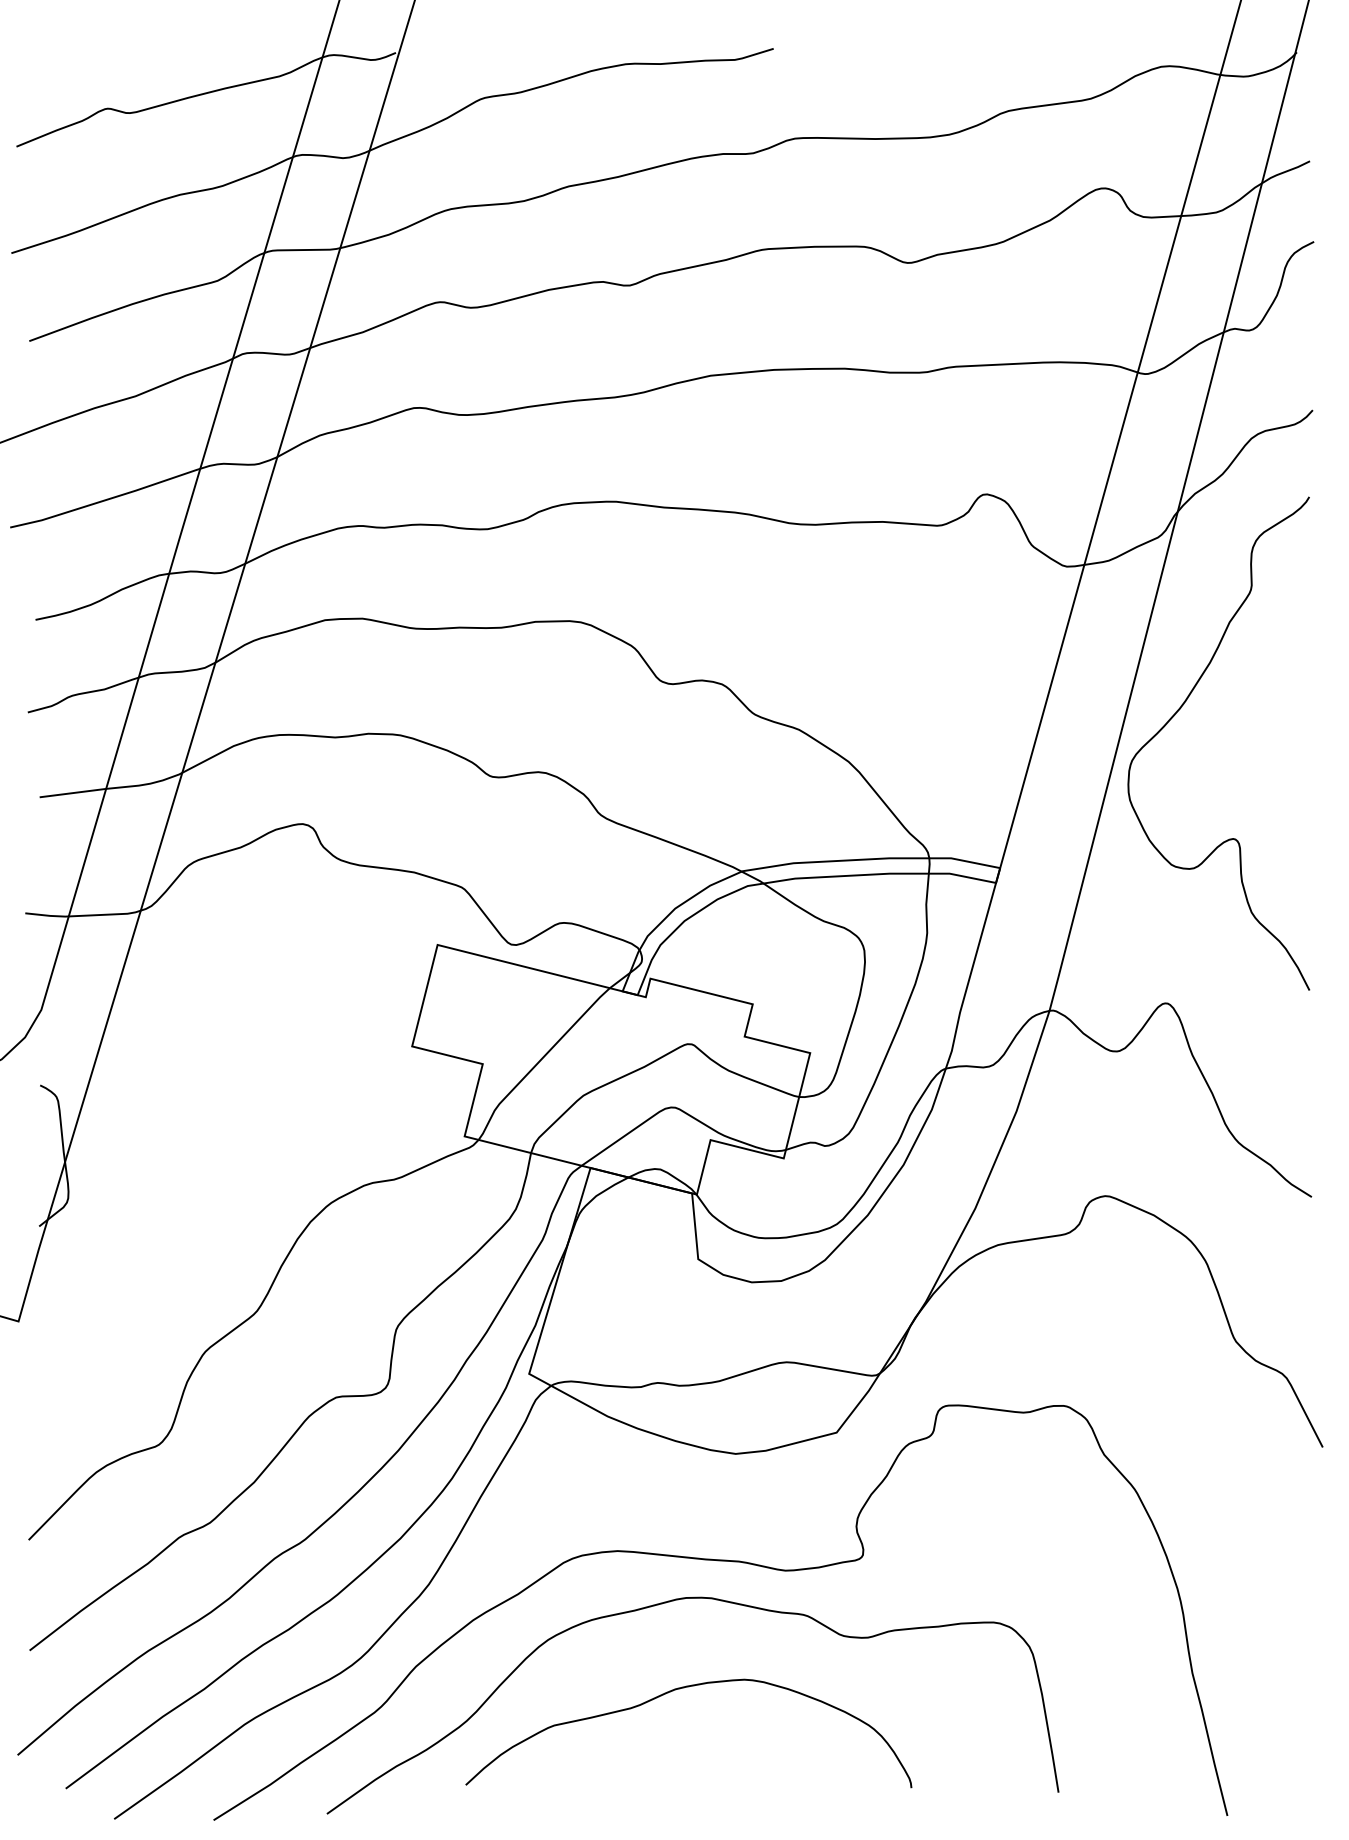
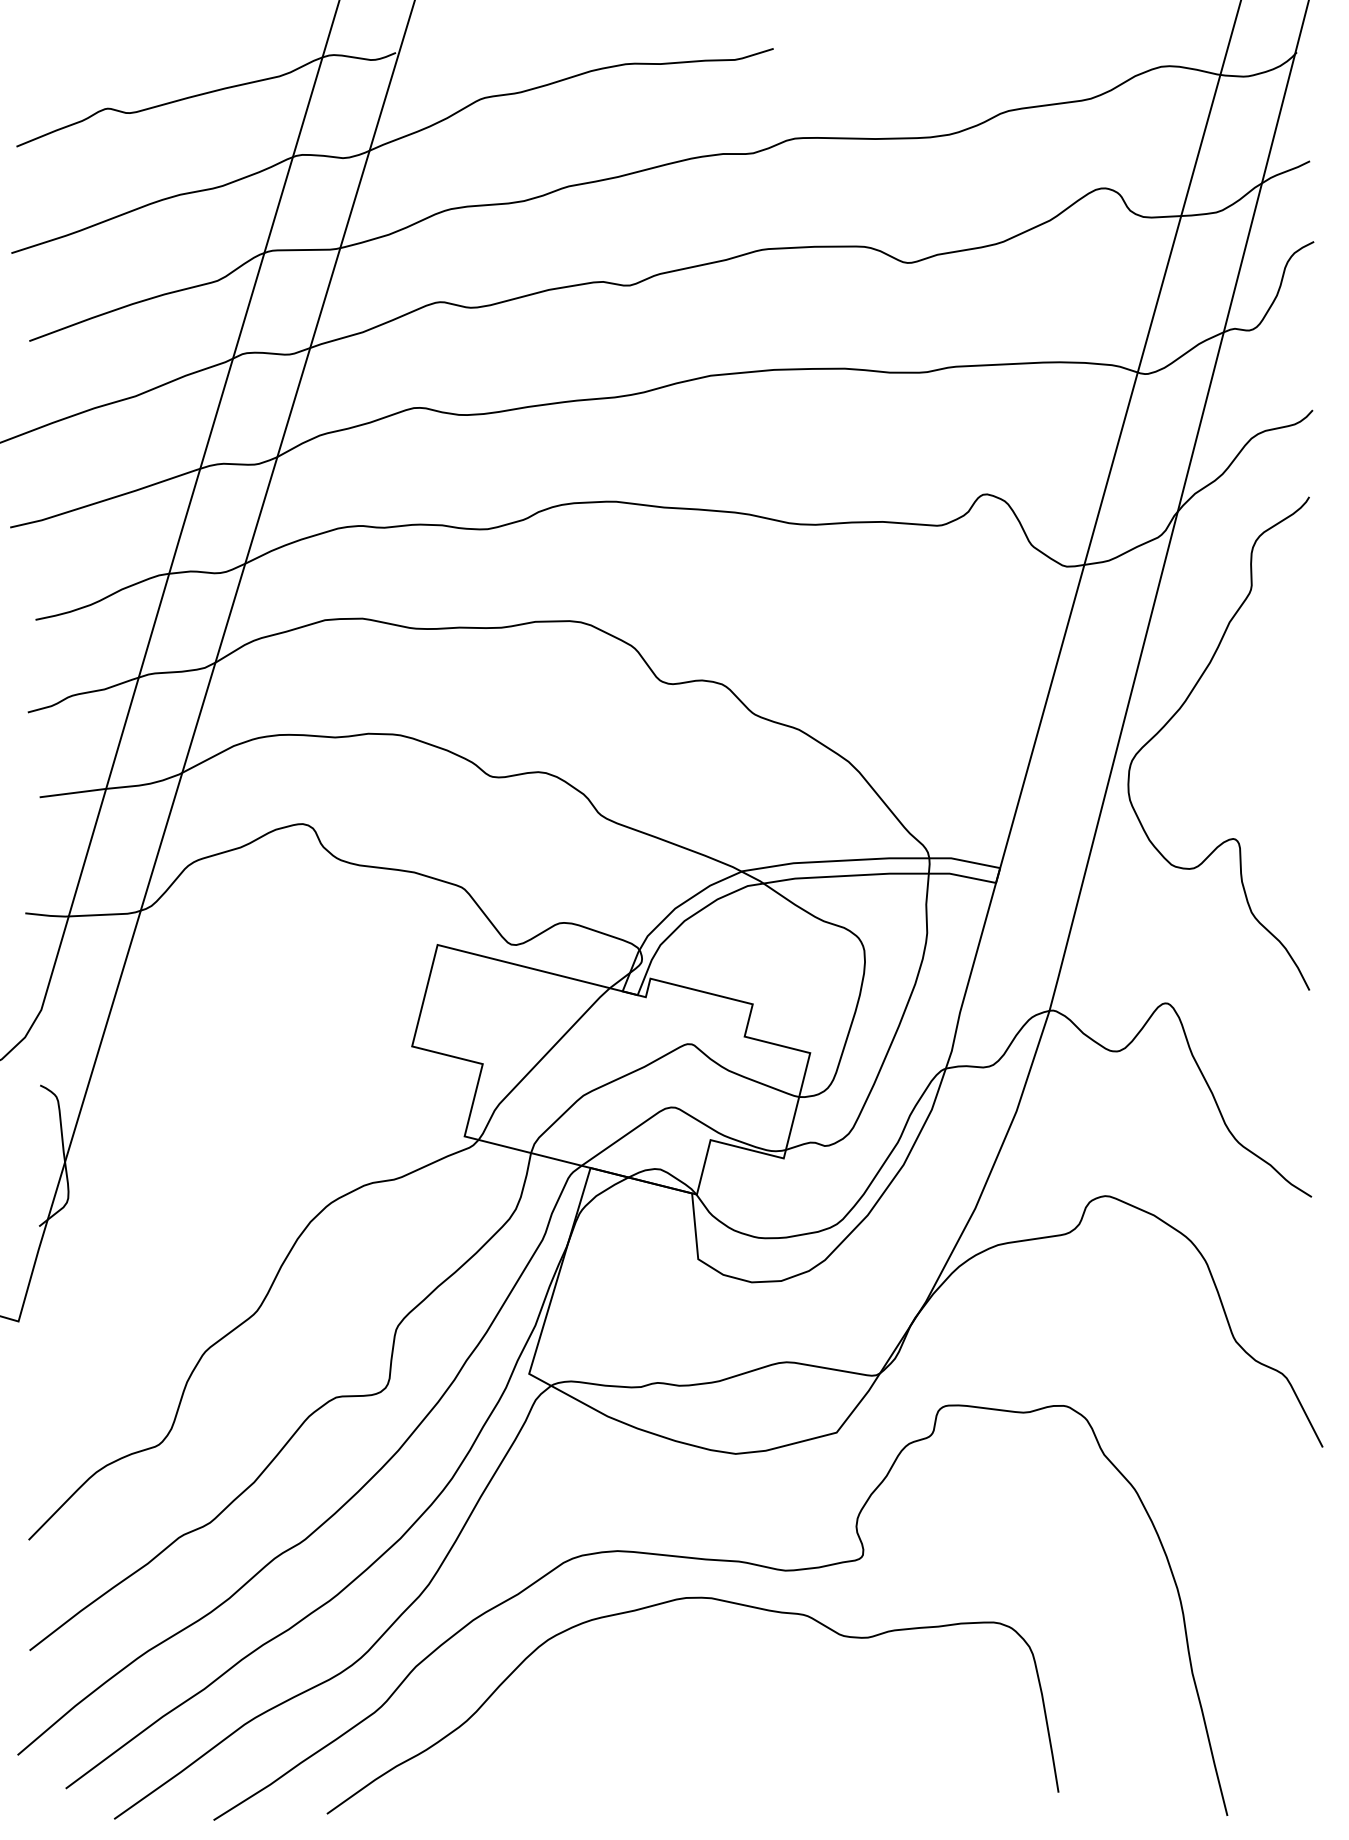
curve: present -> none (673, 1691)
